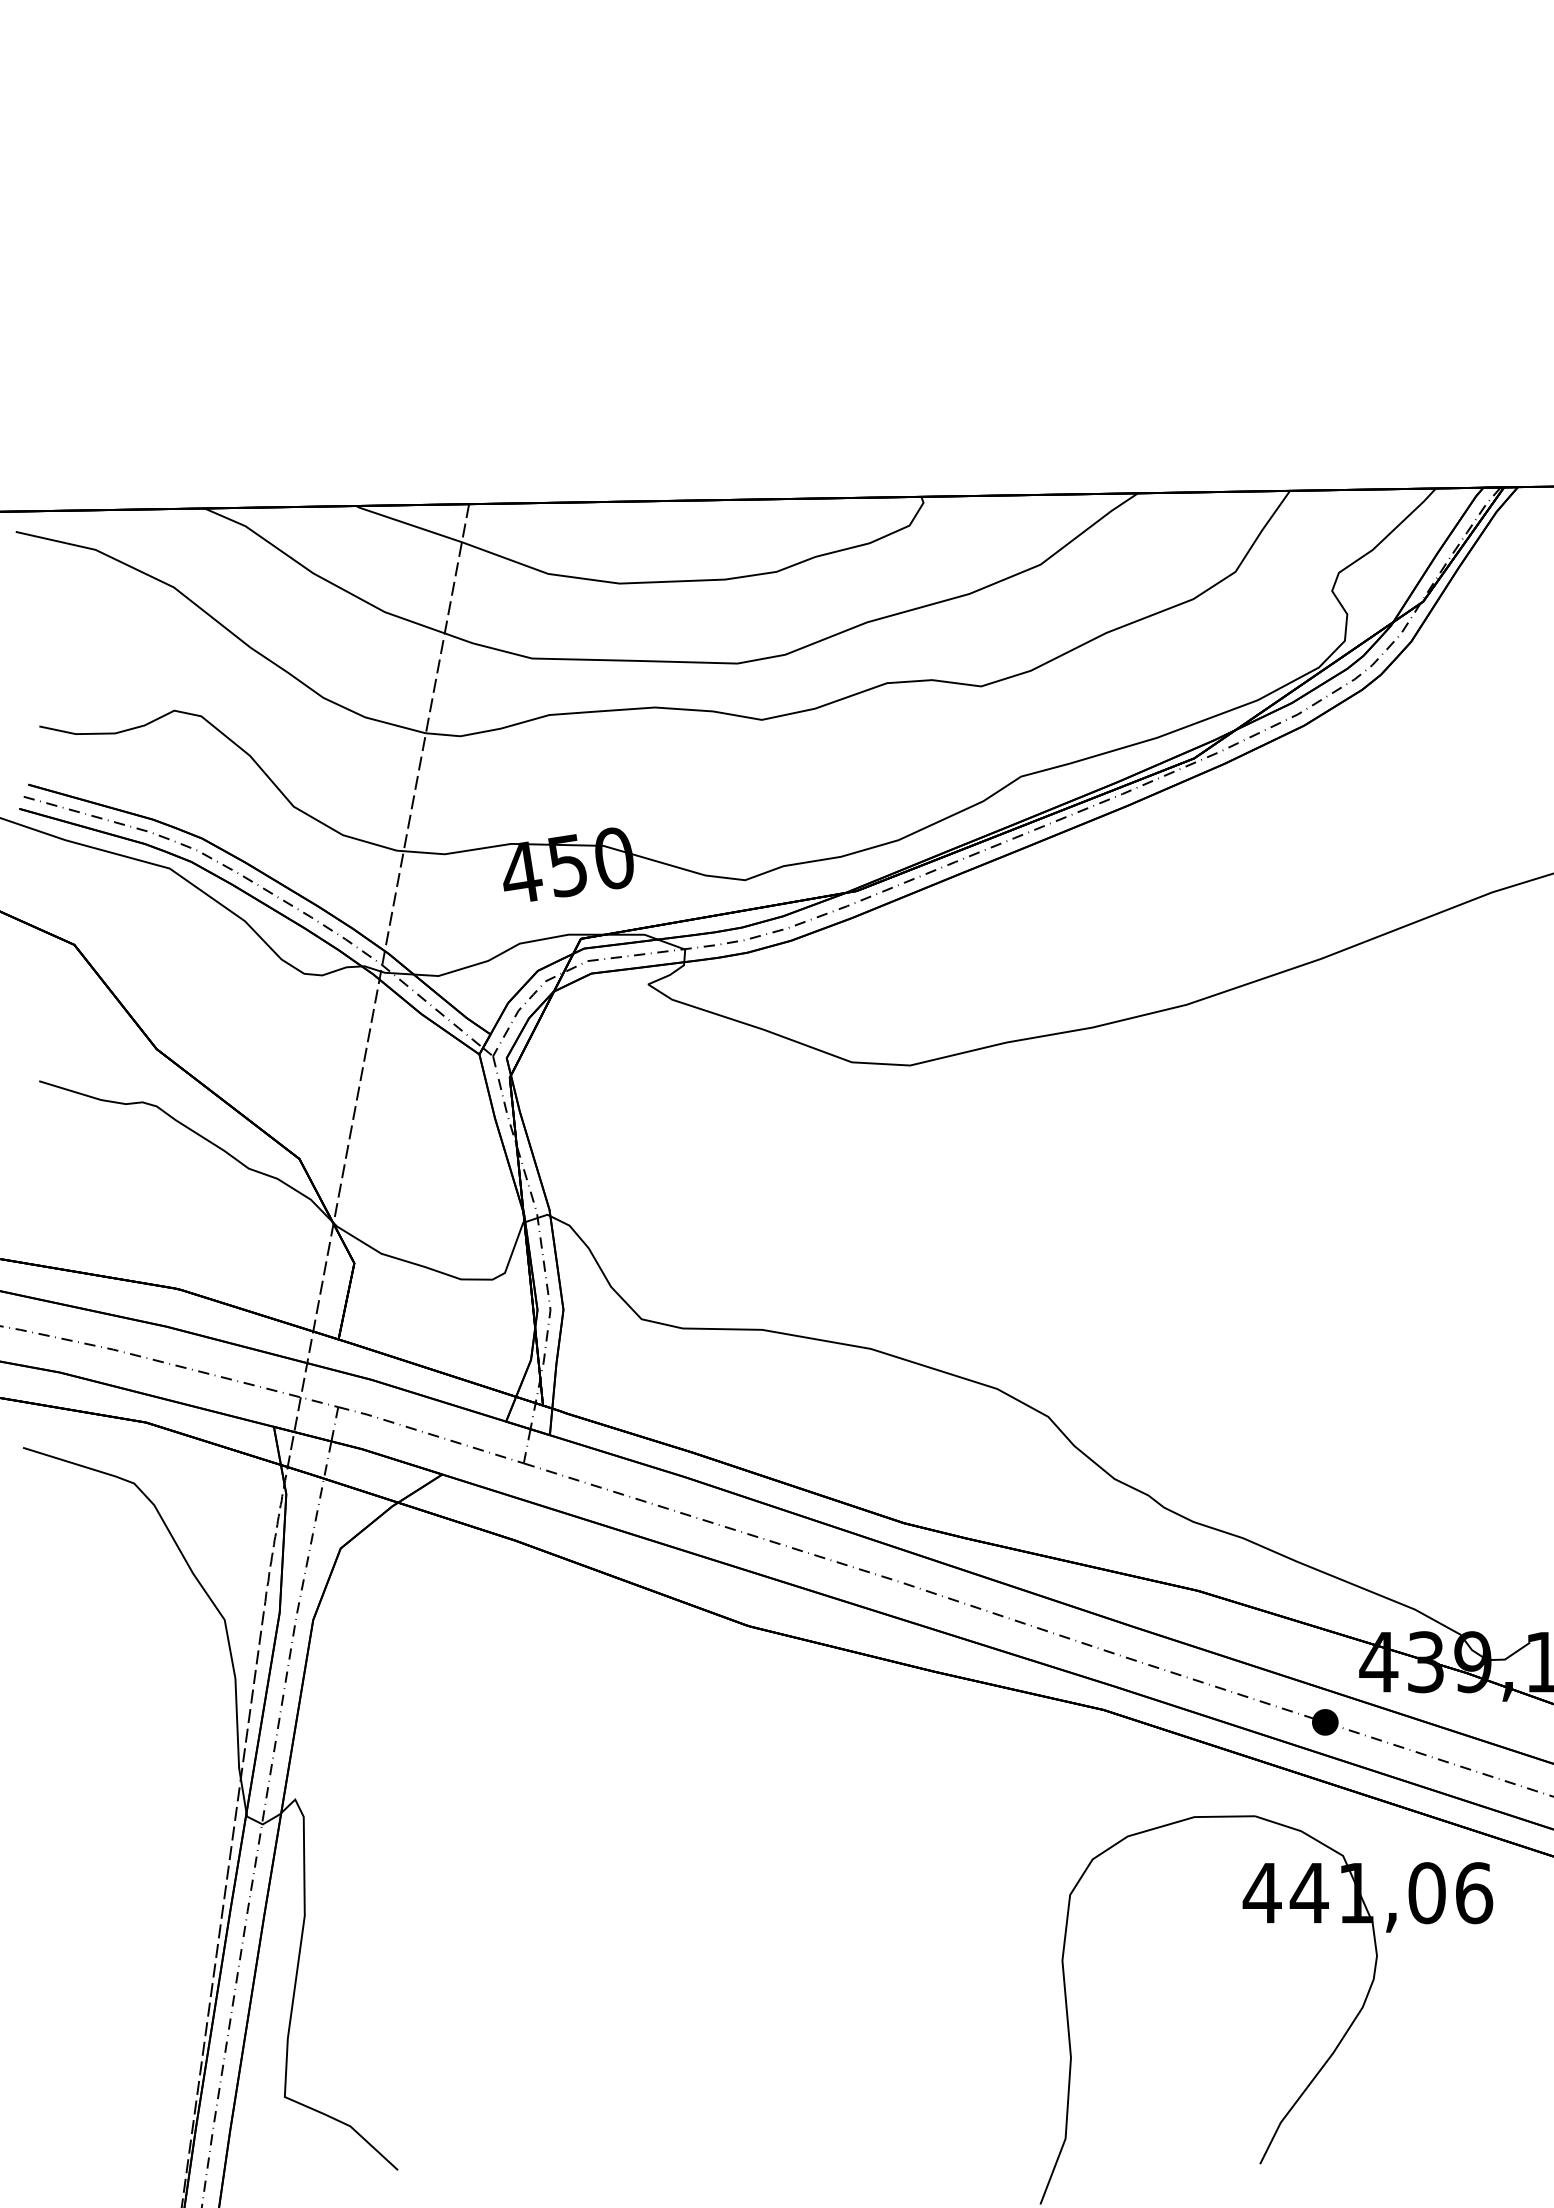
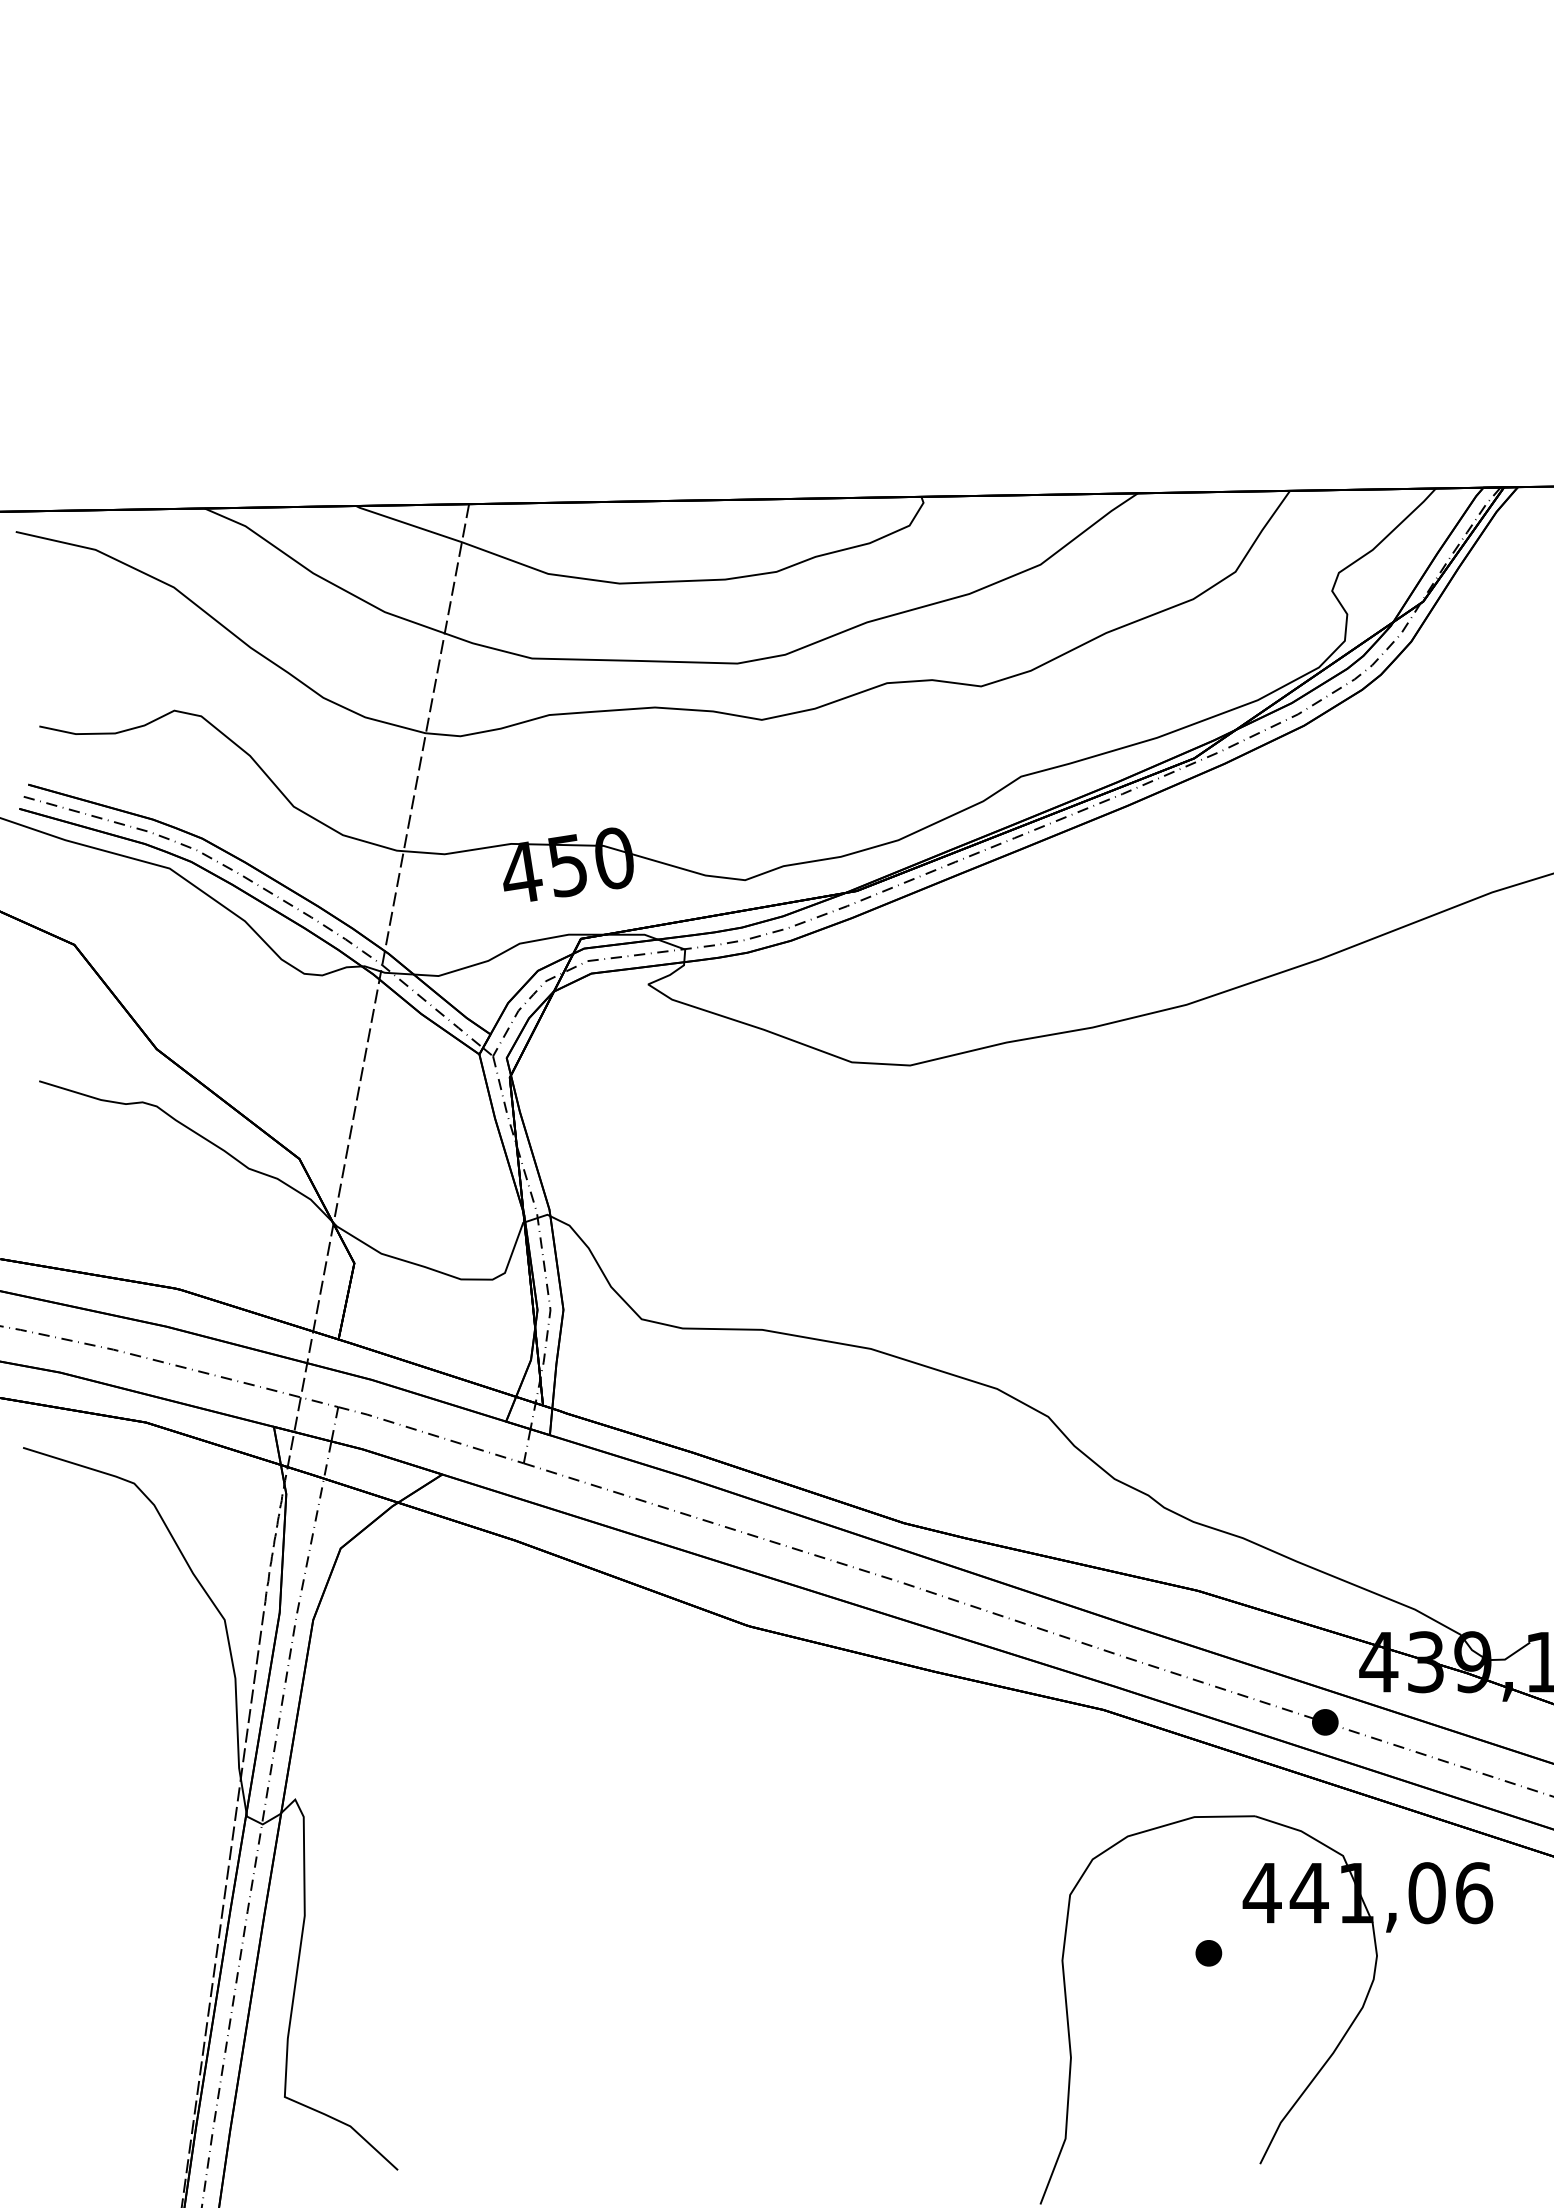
part: none -> present (1208, 1953)
